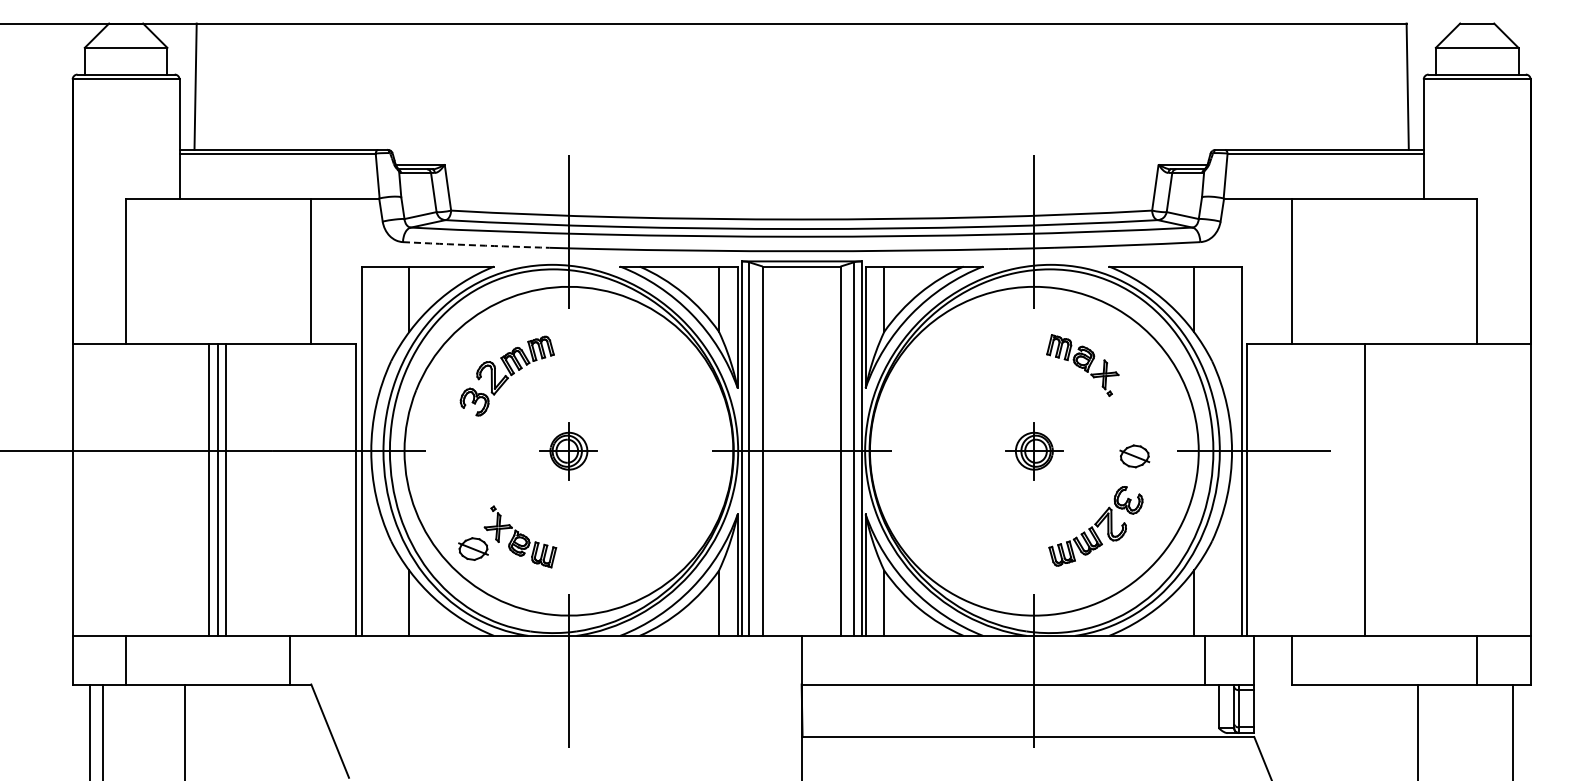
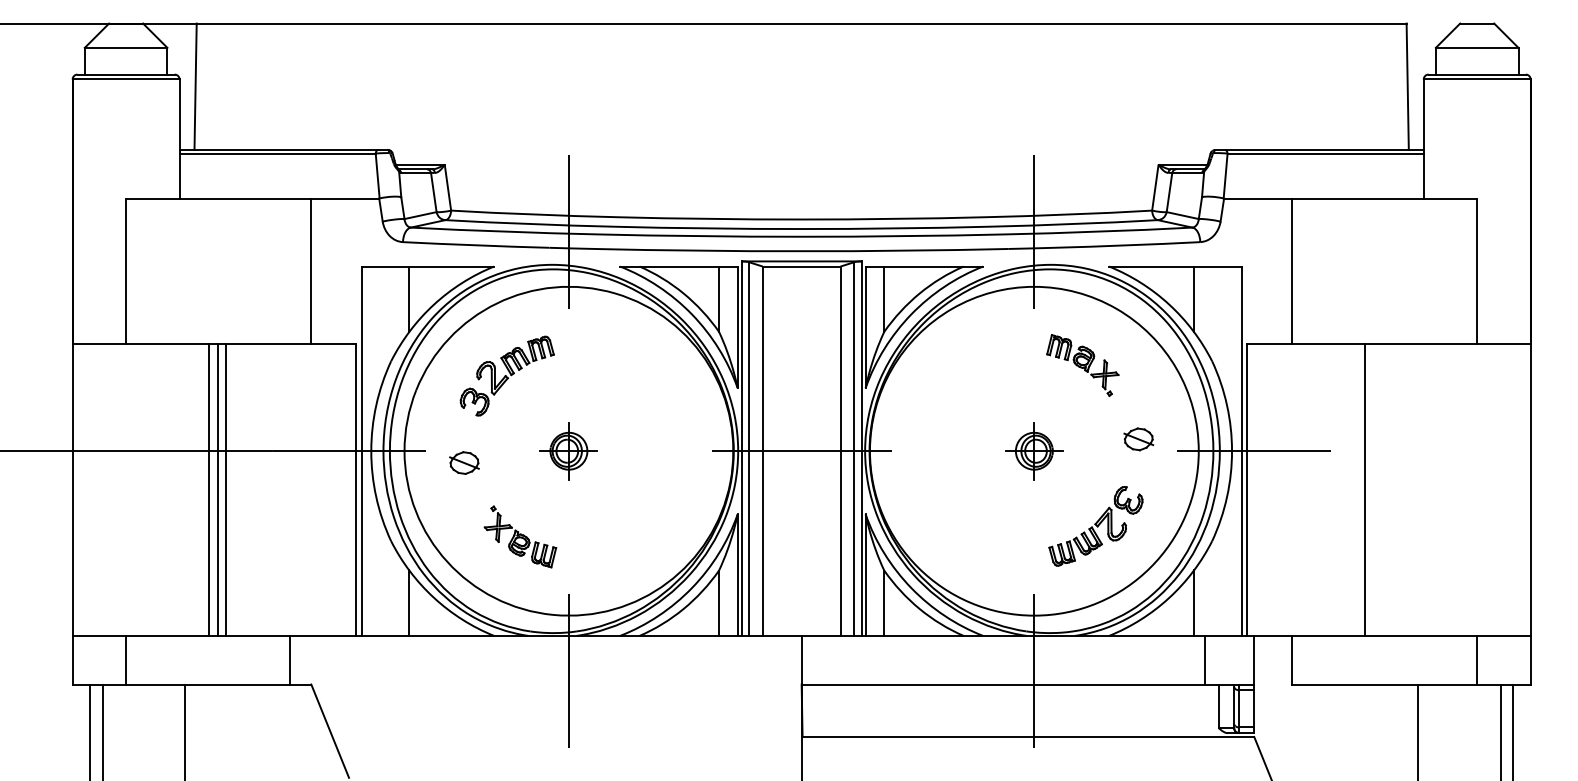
arc: dashed -> solid (476, 245)
part position: (1134, 456) -> (1138, 439) (1138, 439)
part position: (473, 548) -> (464, 462) (464, 462)
line: none -> present (1500, 730)
